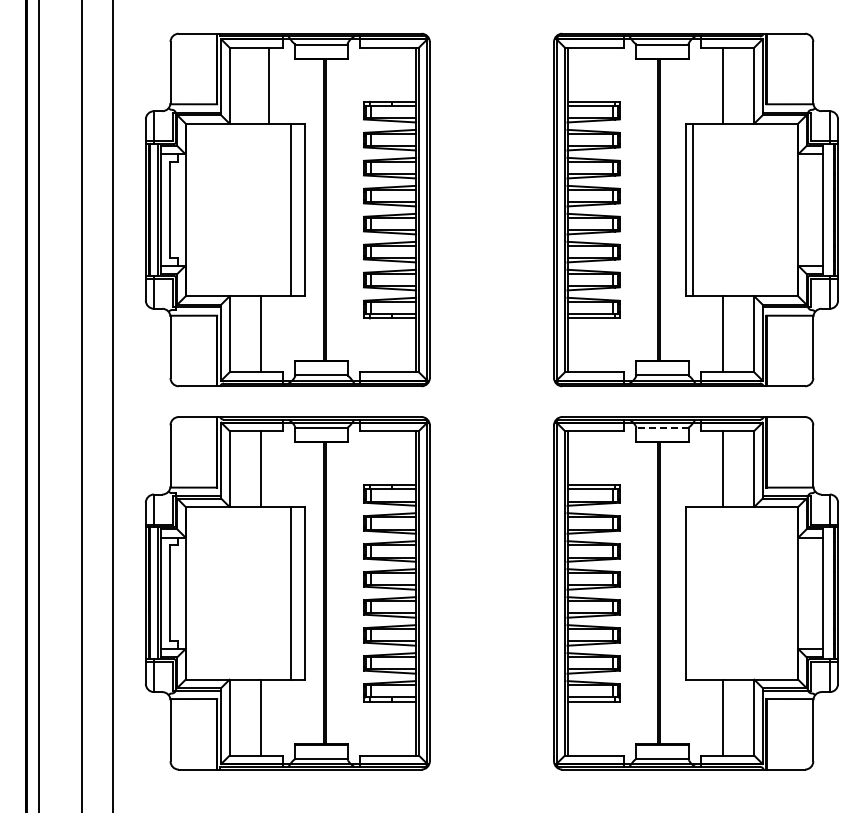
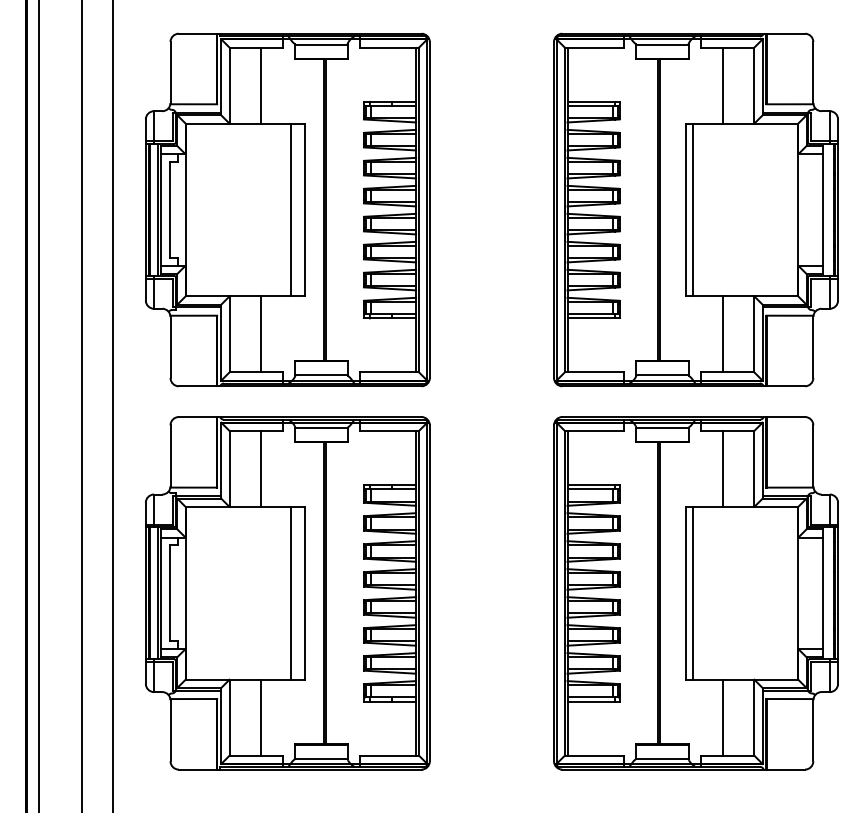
line position: (269, 85) -> (261, 85) (261, 85)
line: dashed -> solid (661, 427)
line: none -> present (692, 592)
